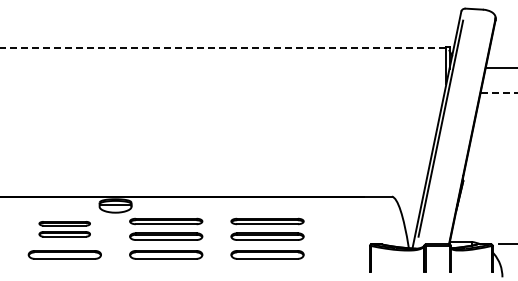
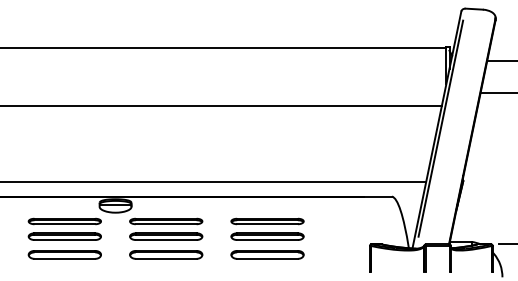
line: dashed -> solid (223, 47)
line position: (500, 67) -> (500, 60) (500, 60)
line: dashed -> solid (499, 92)
line: none -> present (221, 105)
line: none -> present (214, 182)
part size: 53x17 px -> 75x24 px (64, 228)
